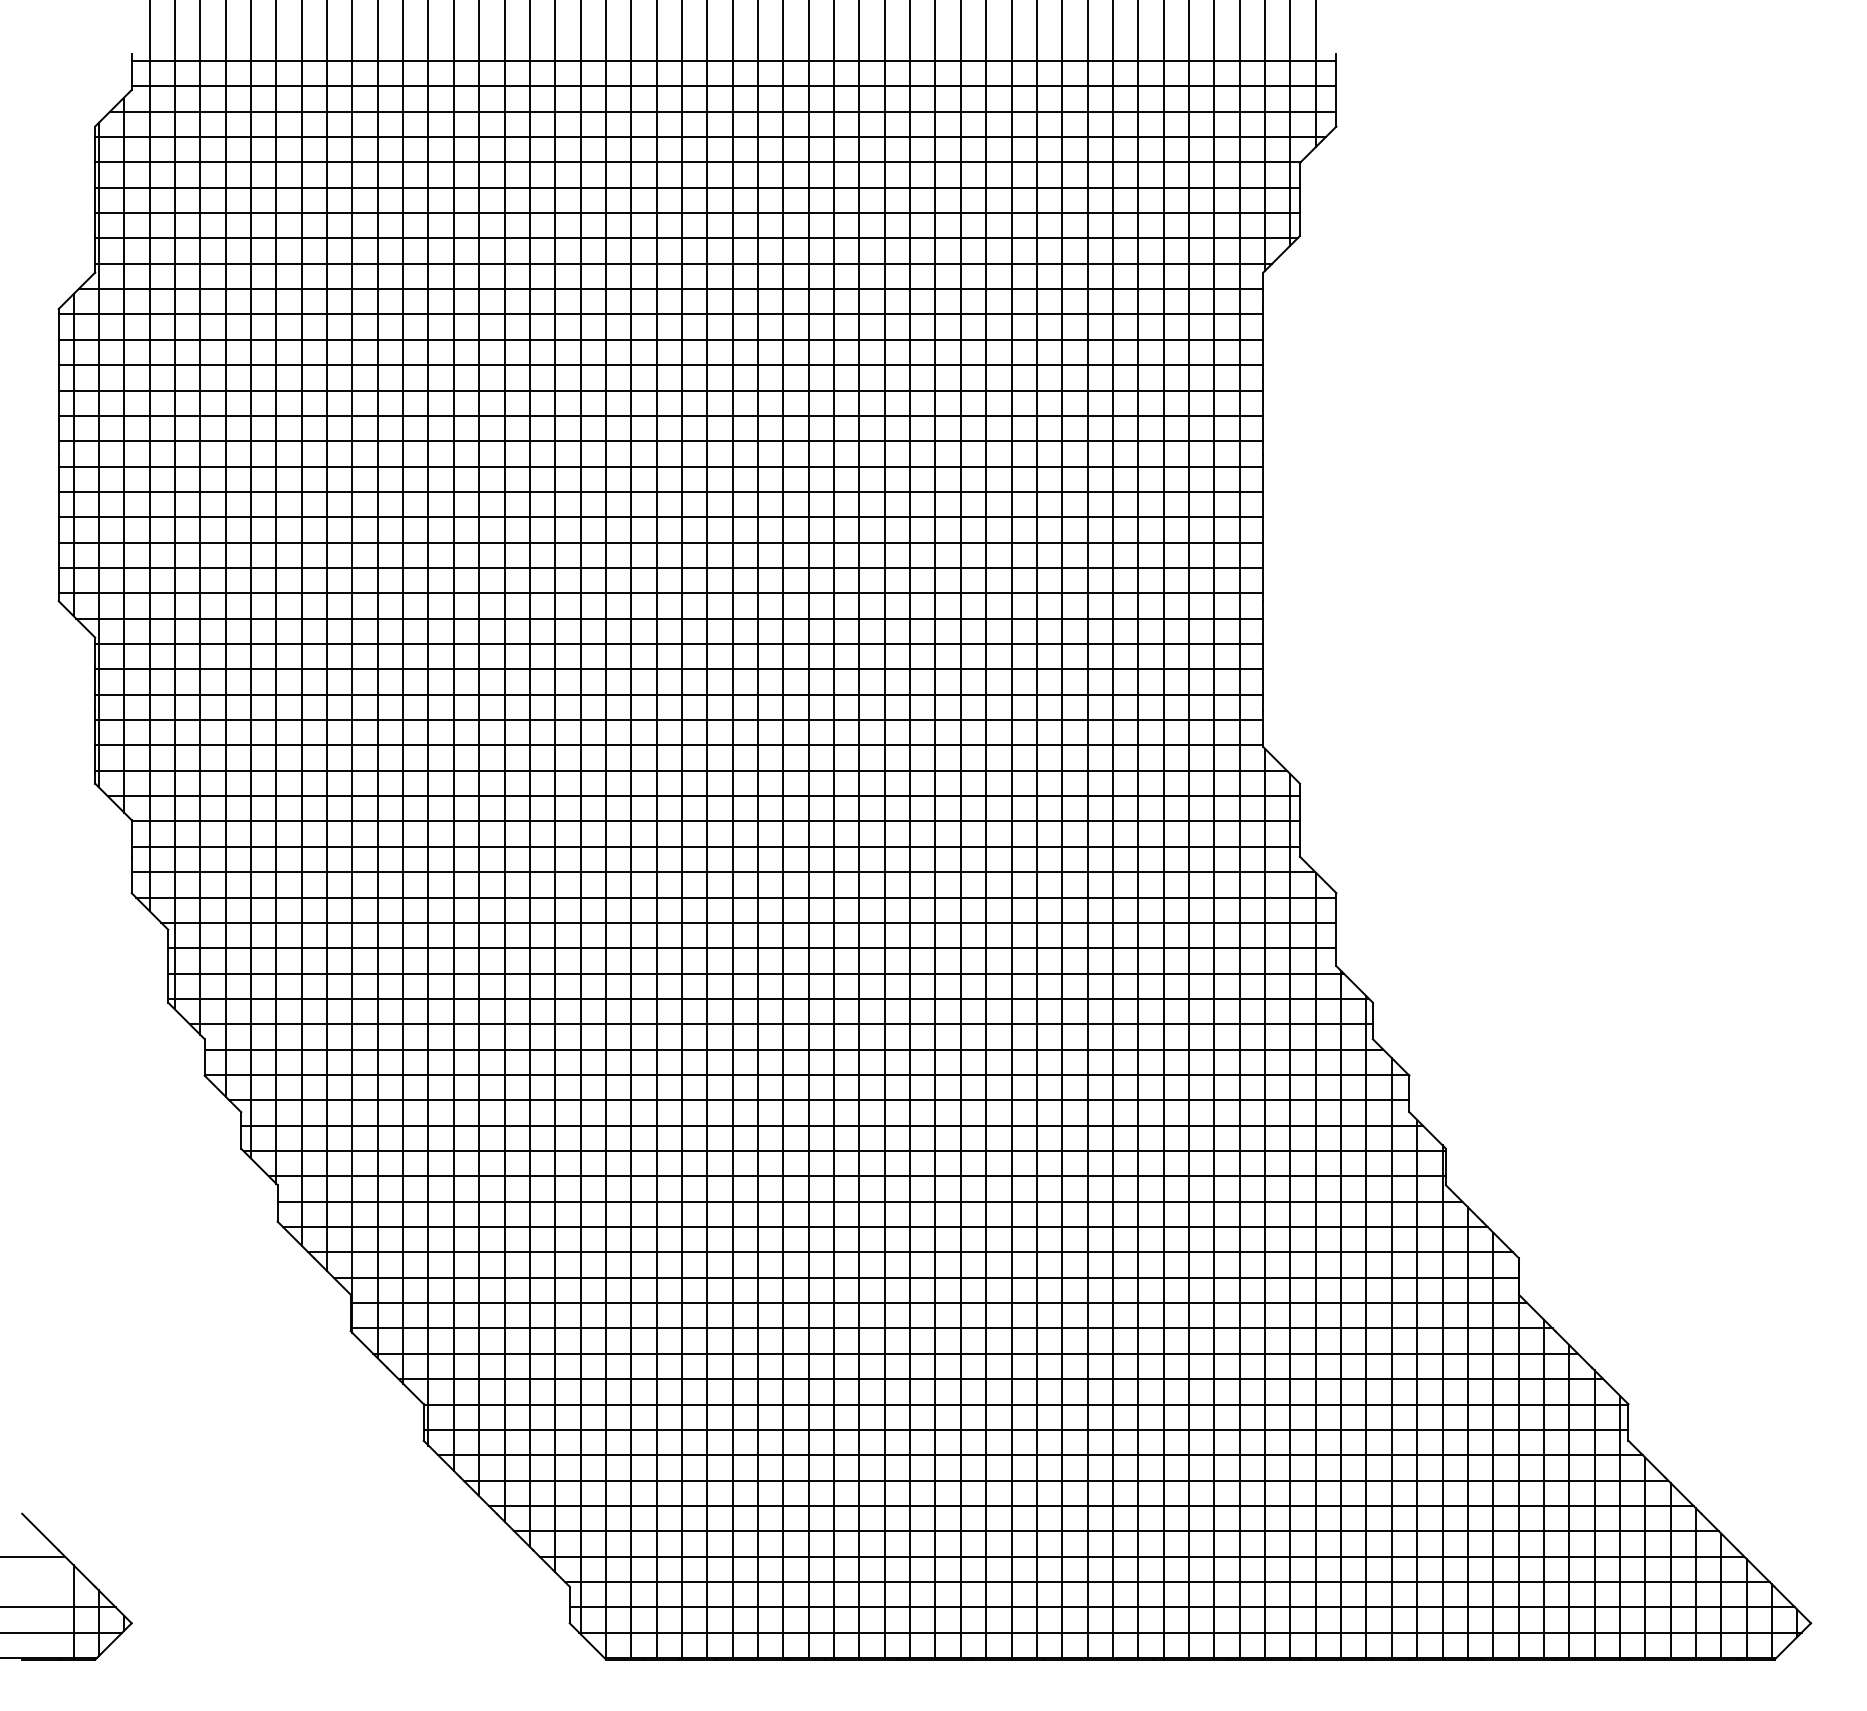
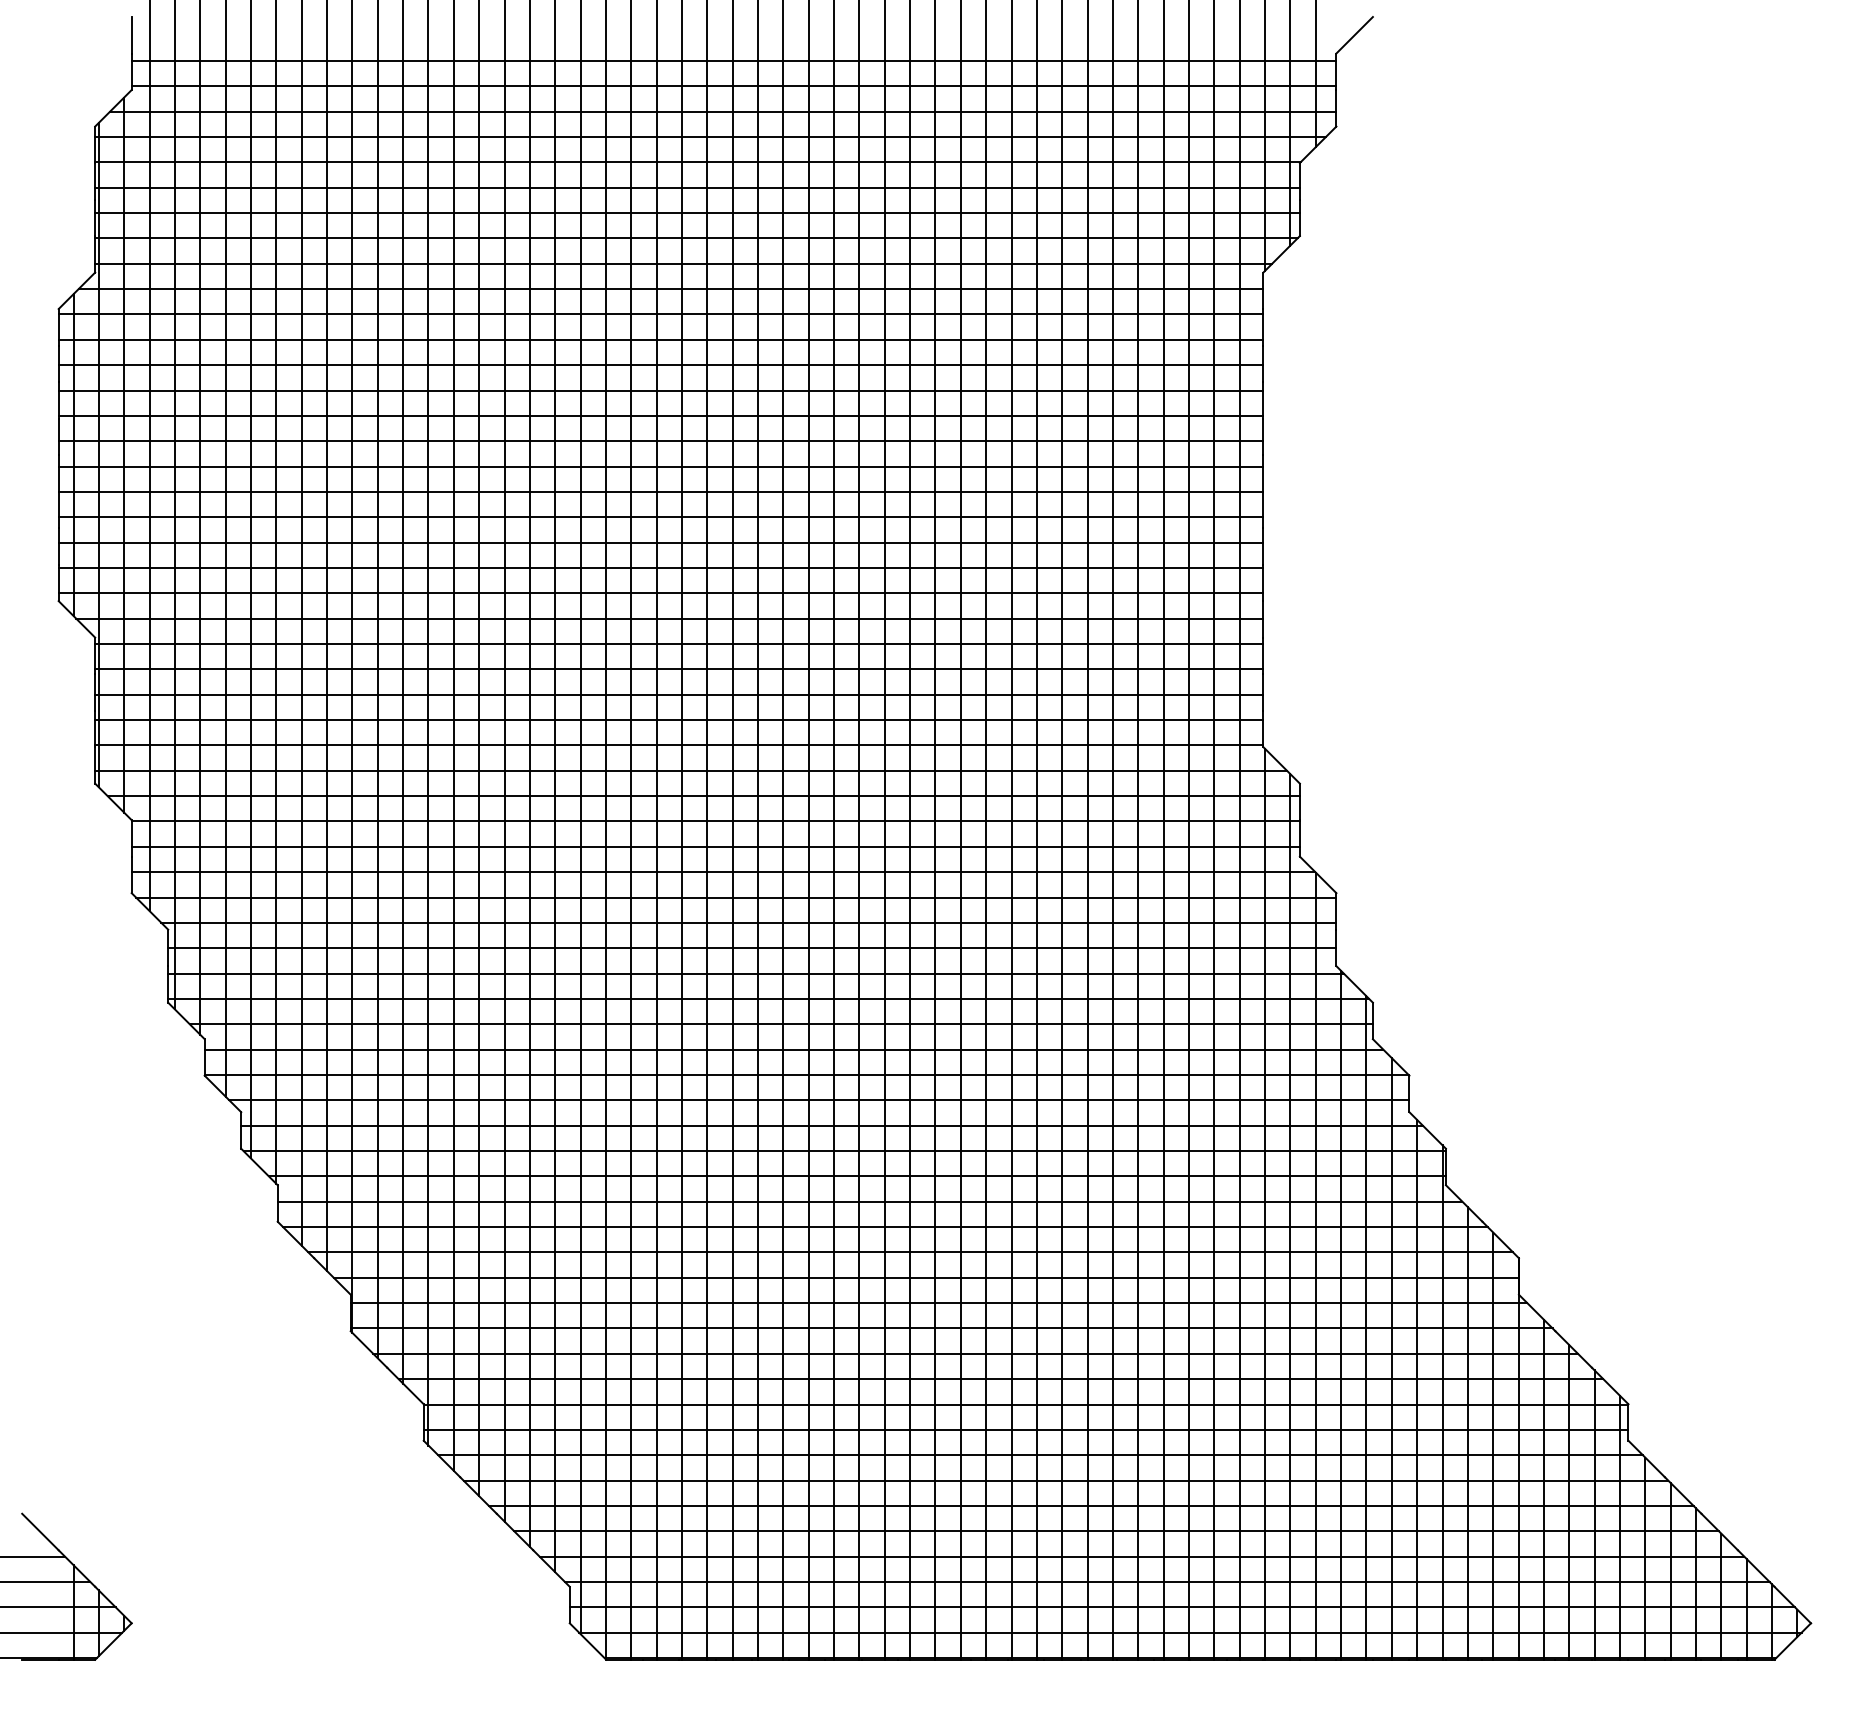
line: none -> present (131, 35)
line: none -> present (1354, 35)
line: none -> present (46, 1582)
